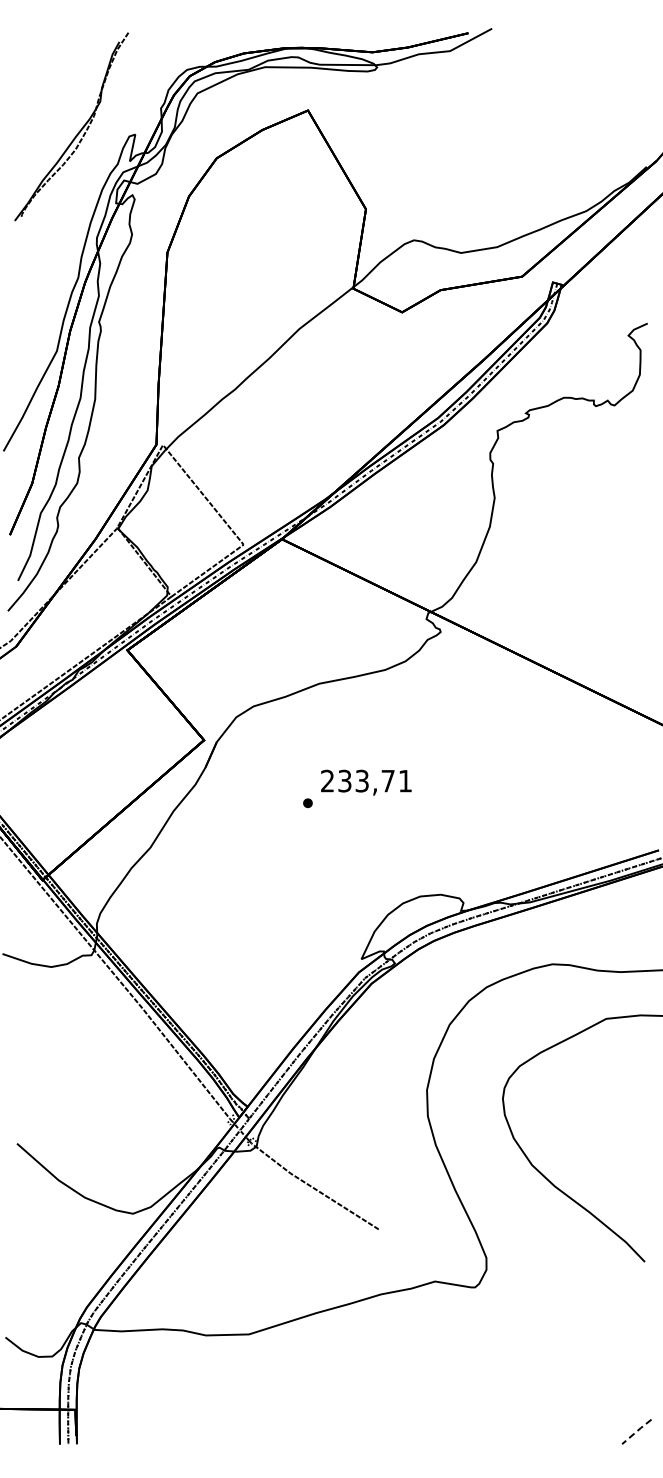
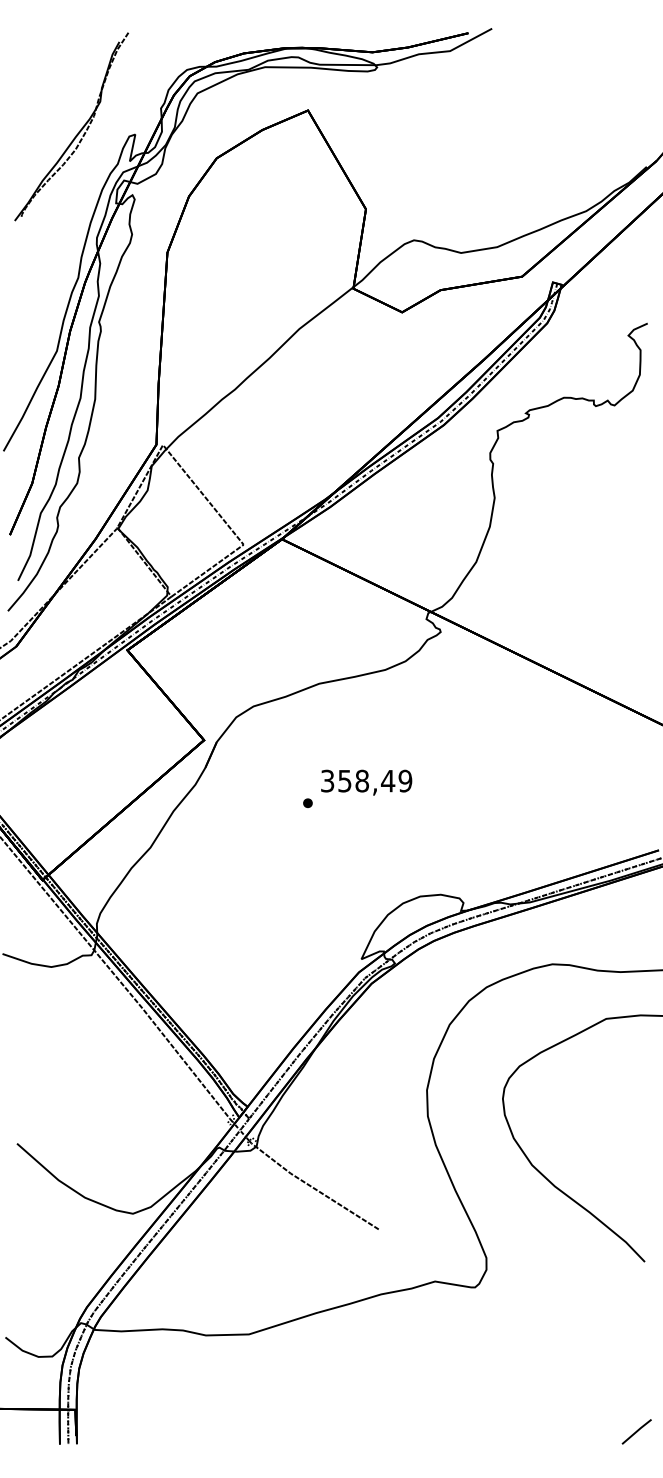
text: 233,71 -> 358,49 (366, 780)
line: dashed -> solid (637, 1431)
